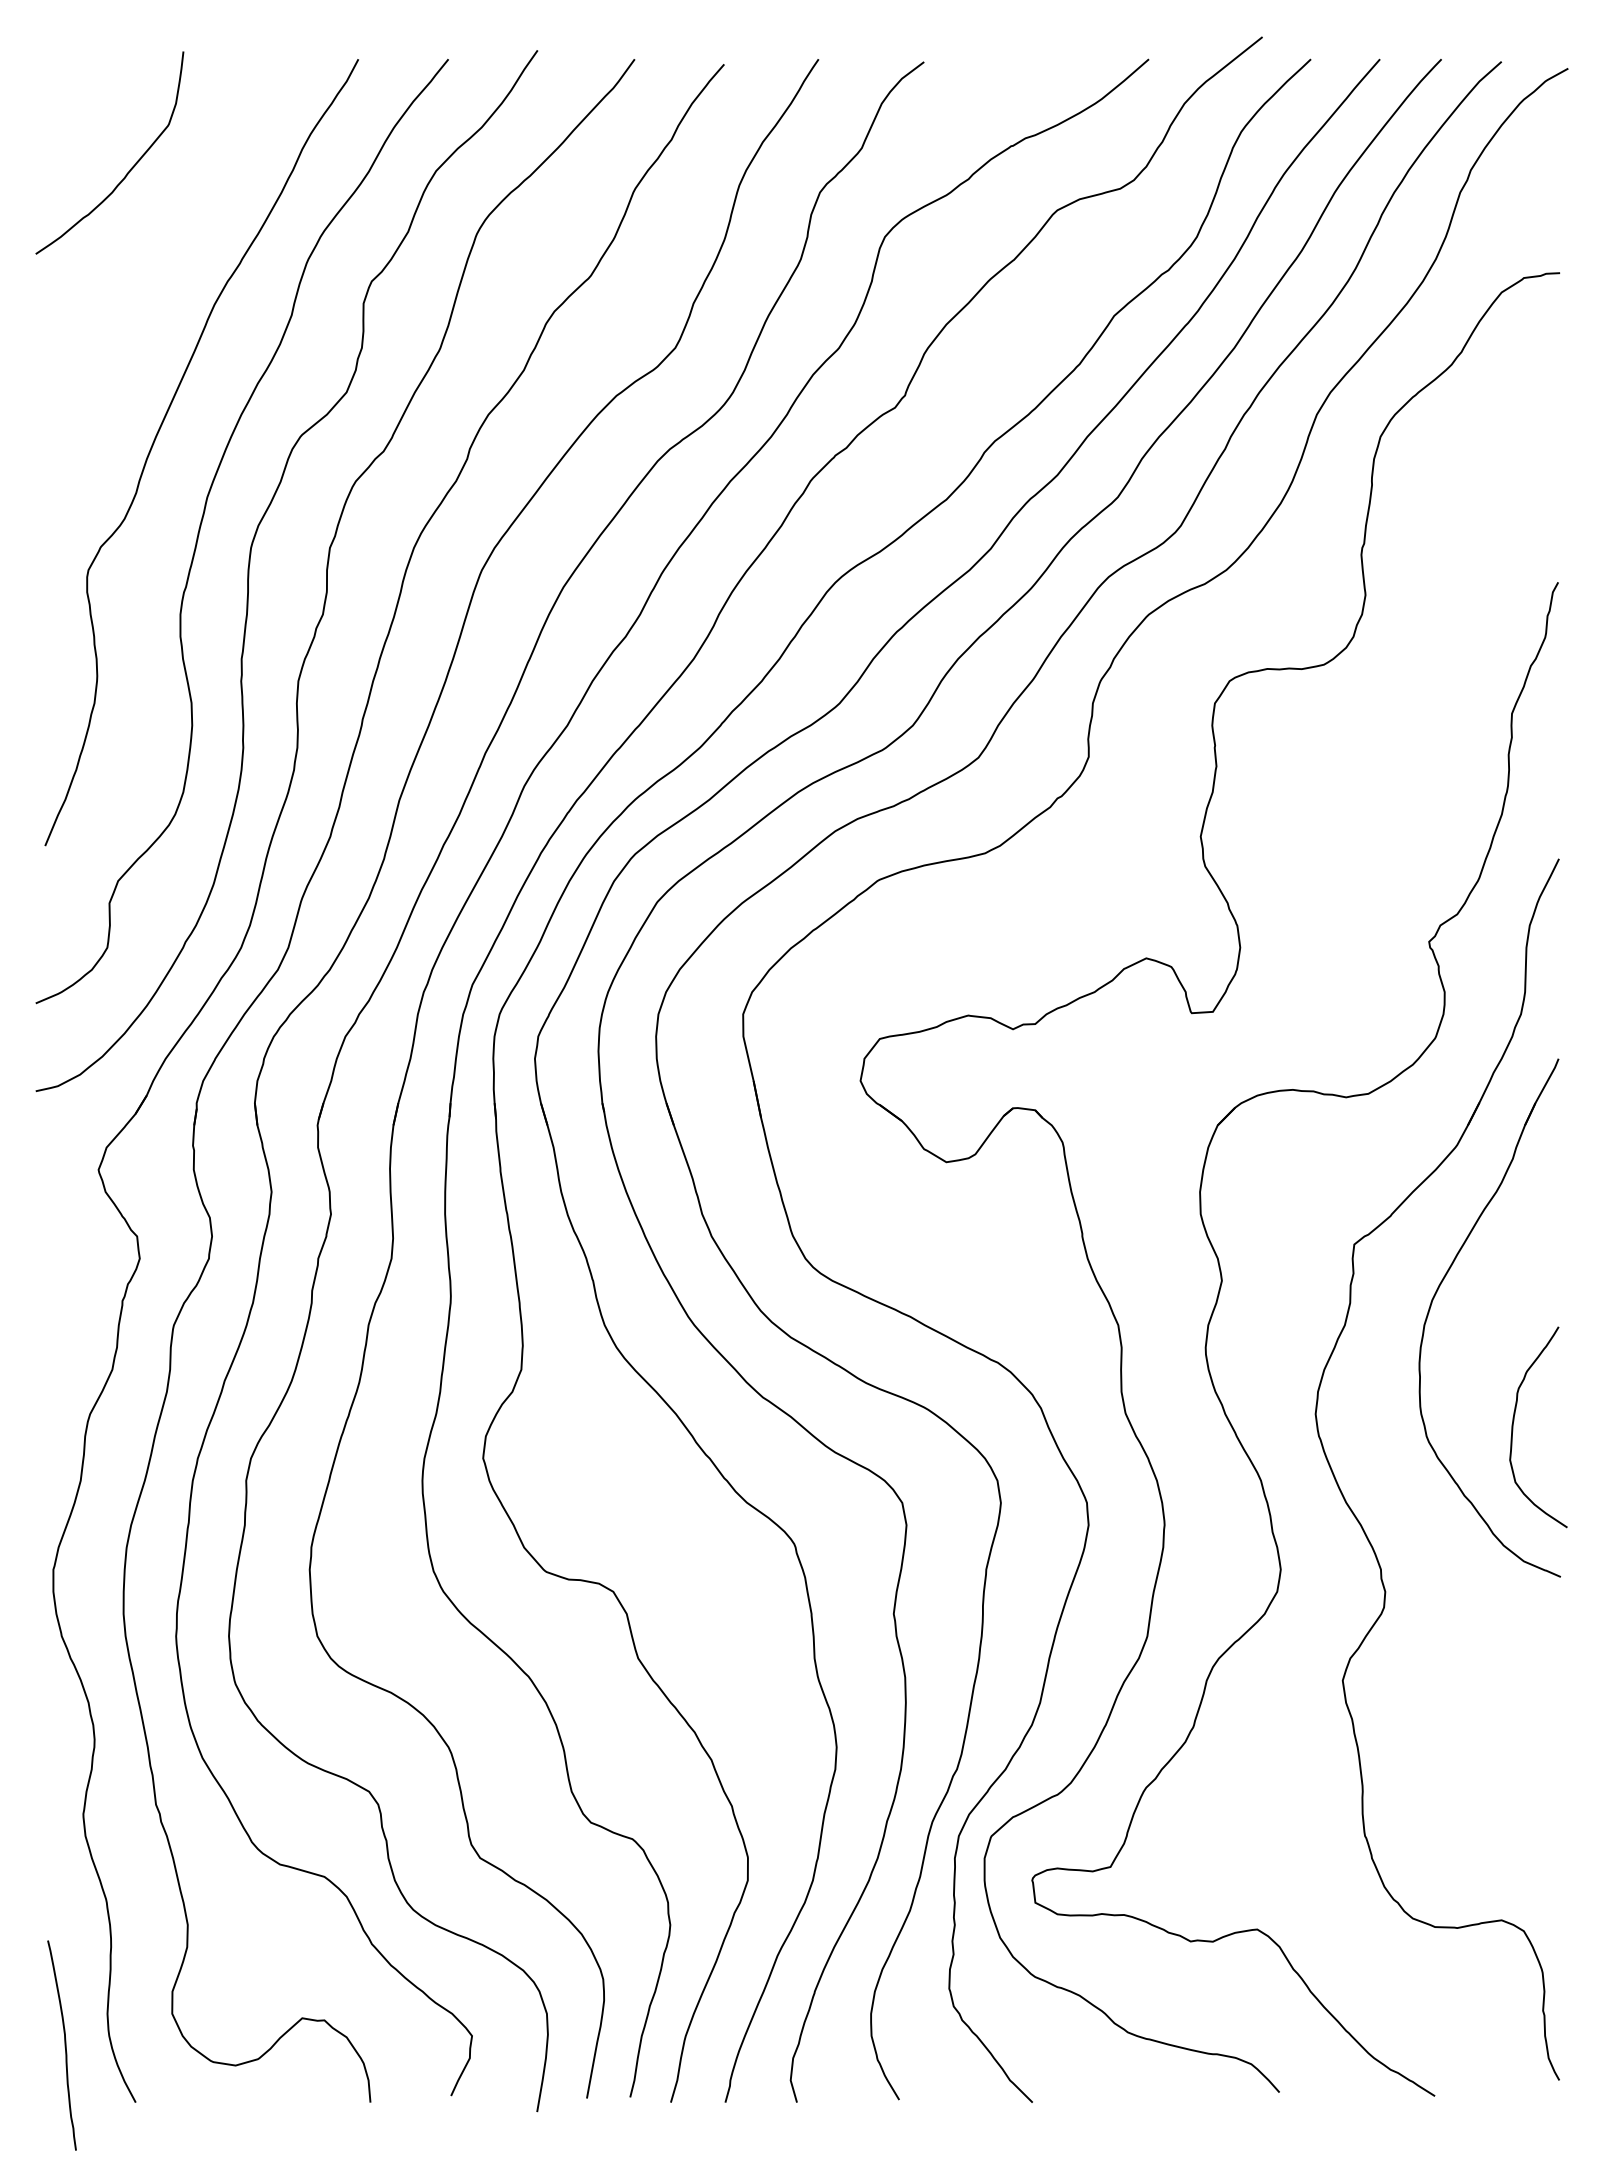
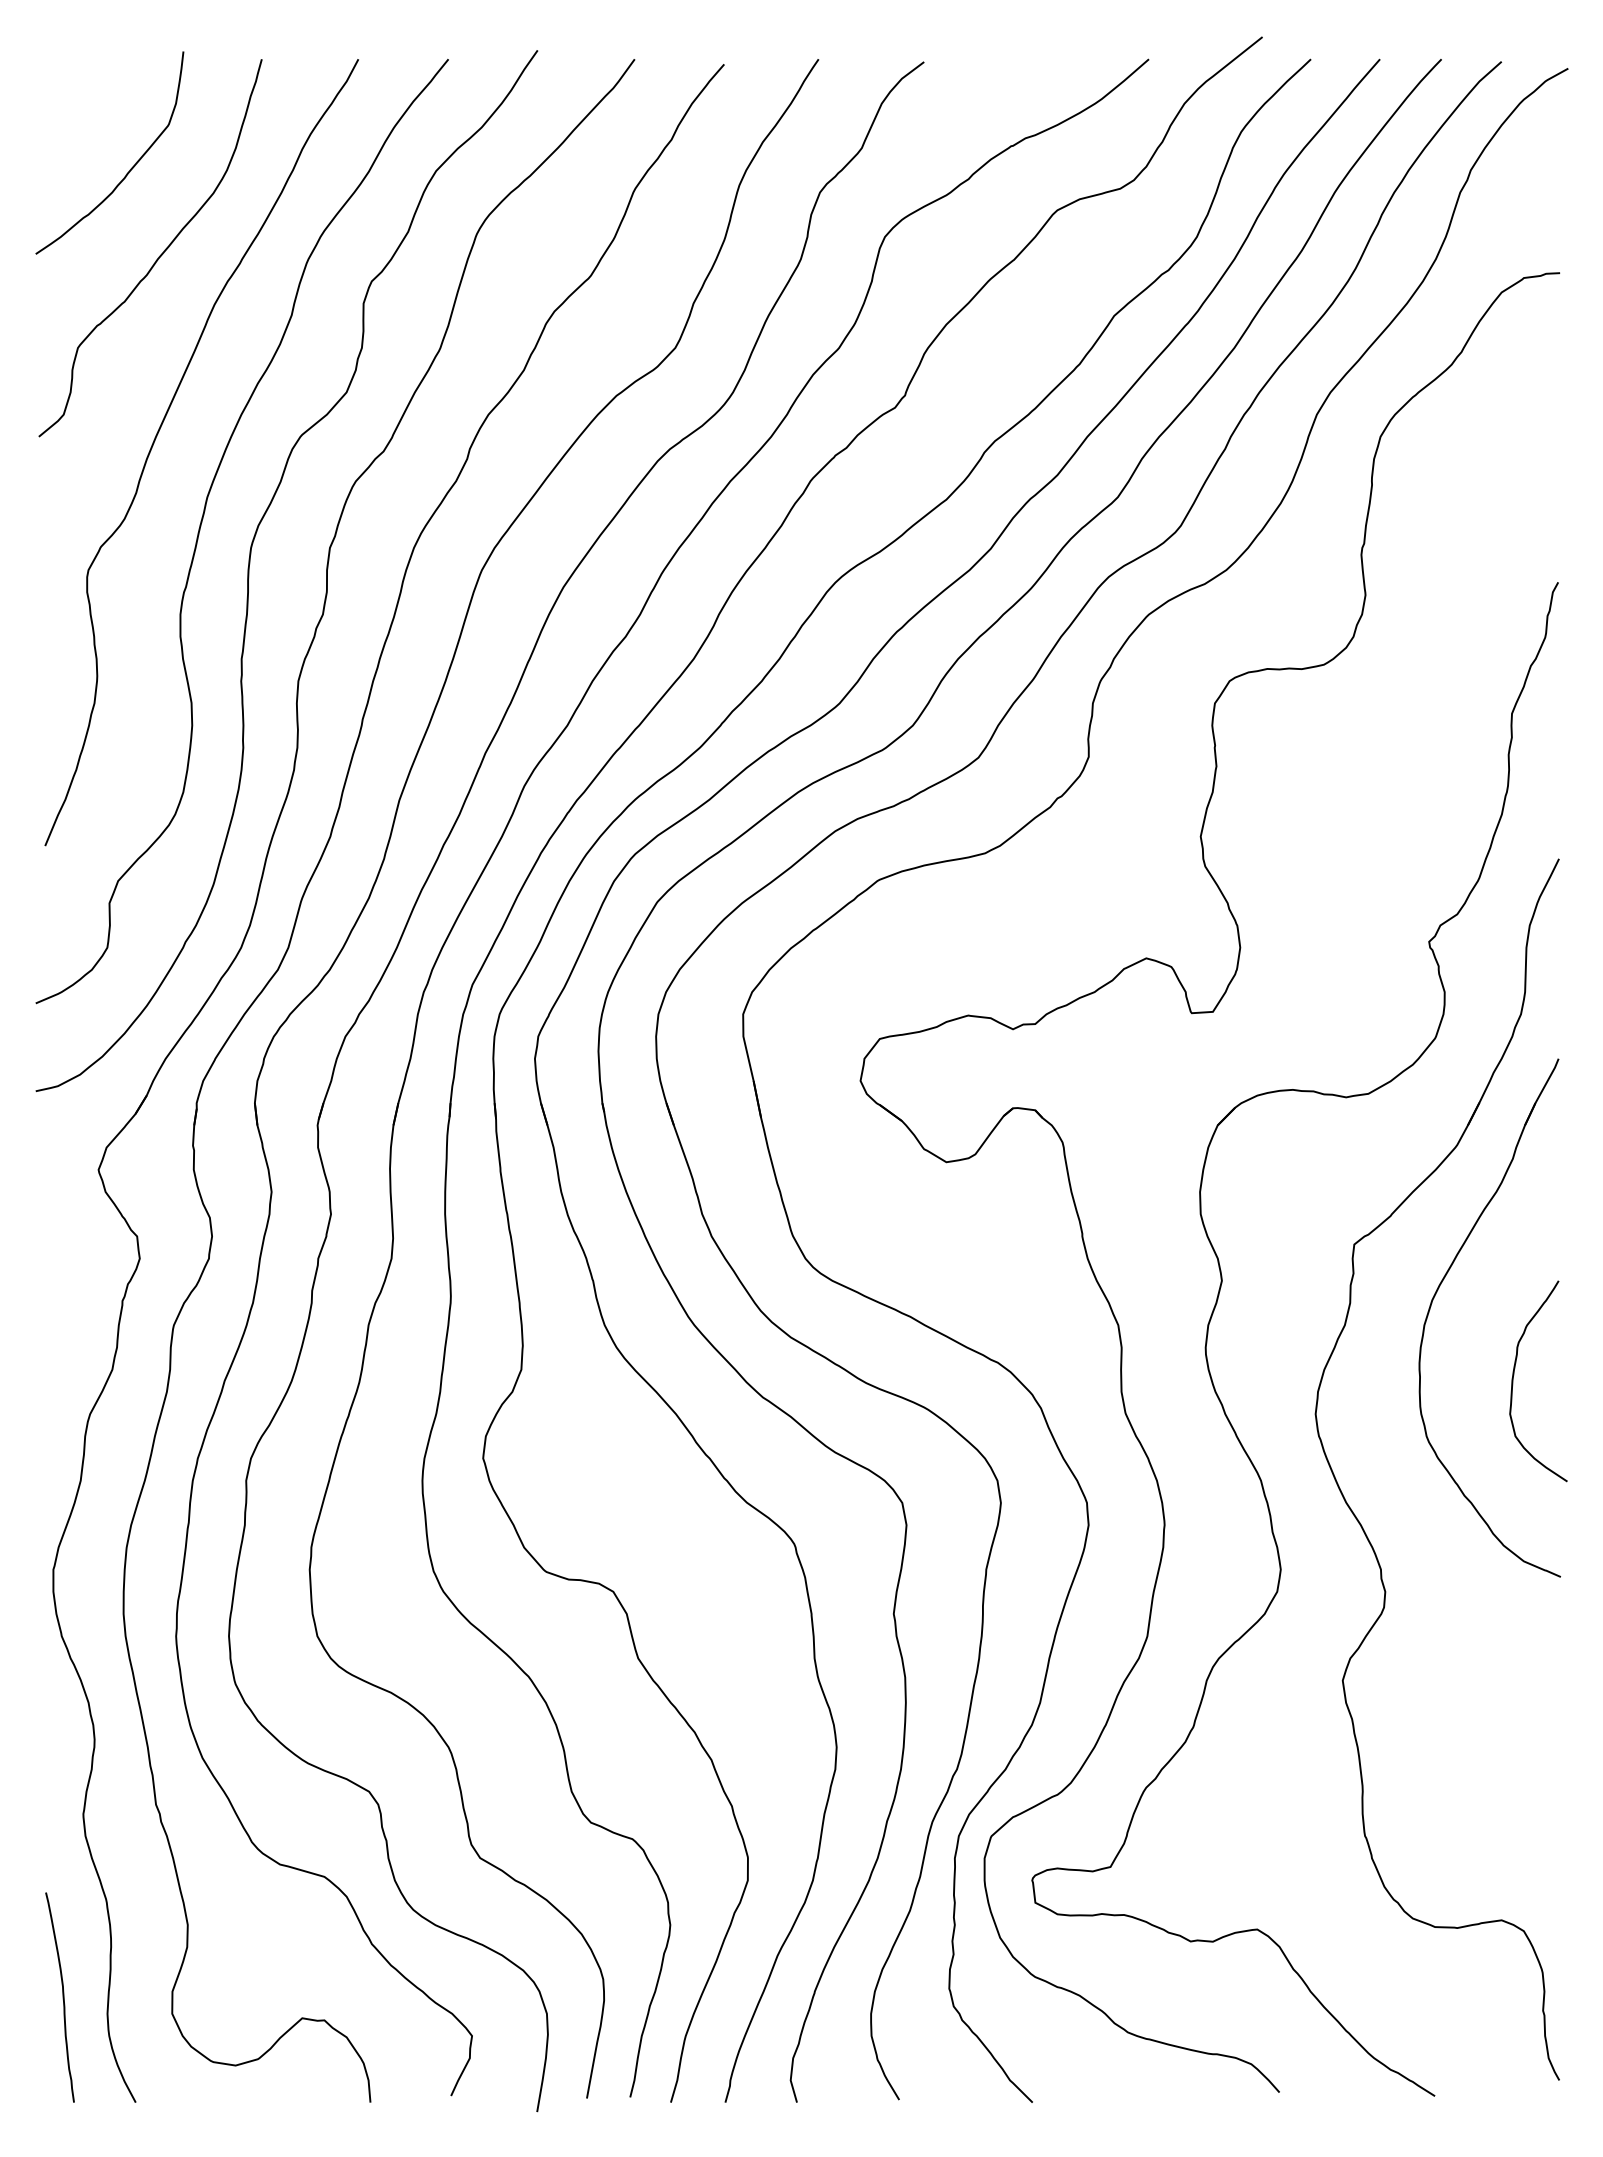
curve: none -> present (158, 256)
curve position: (1514, 1421) -> (1514, 1375) (1514, 1375)
curve position: (64, 2045) -> (62, 1997) (62, 1997)
